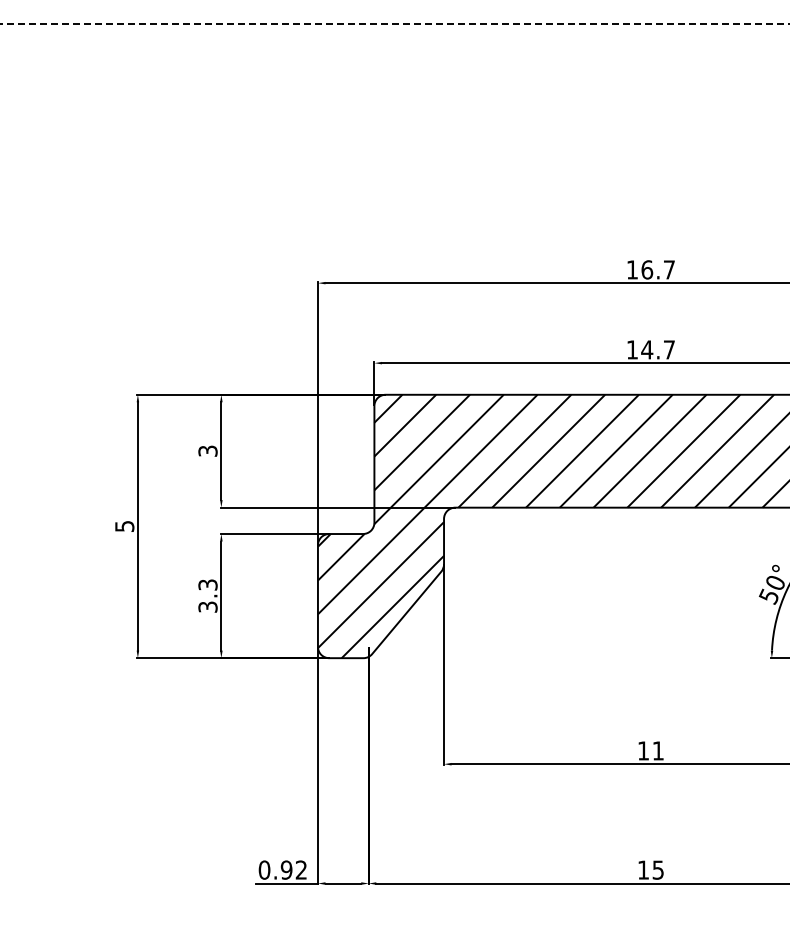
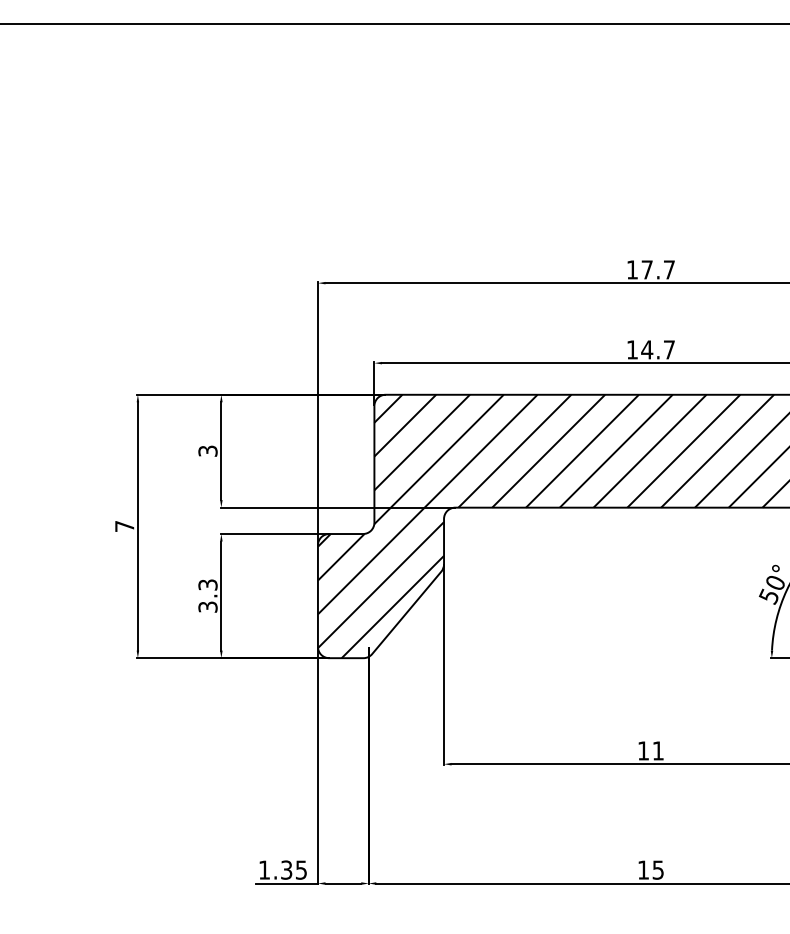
line: dashed -> solid (395, 23)
text: 16.7 -> 17.7 (647, 269)
text: 5 -> 7 (124, 526)
text: 0.92 -> 1.35 (282, 869)
